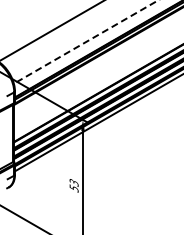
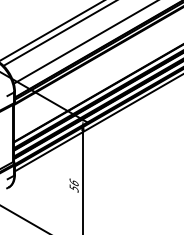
line: none -> present (58, 33)
line: dashed -> solid (85, 42)
text: 53 -> 56 (73, 182)
